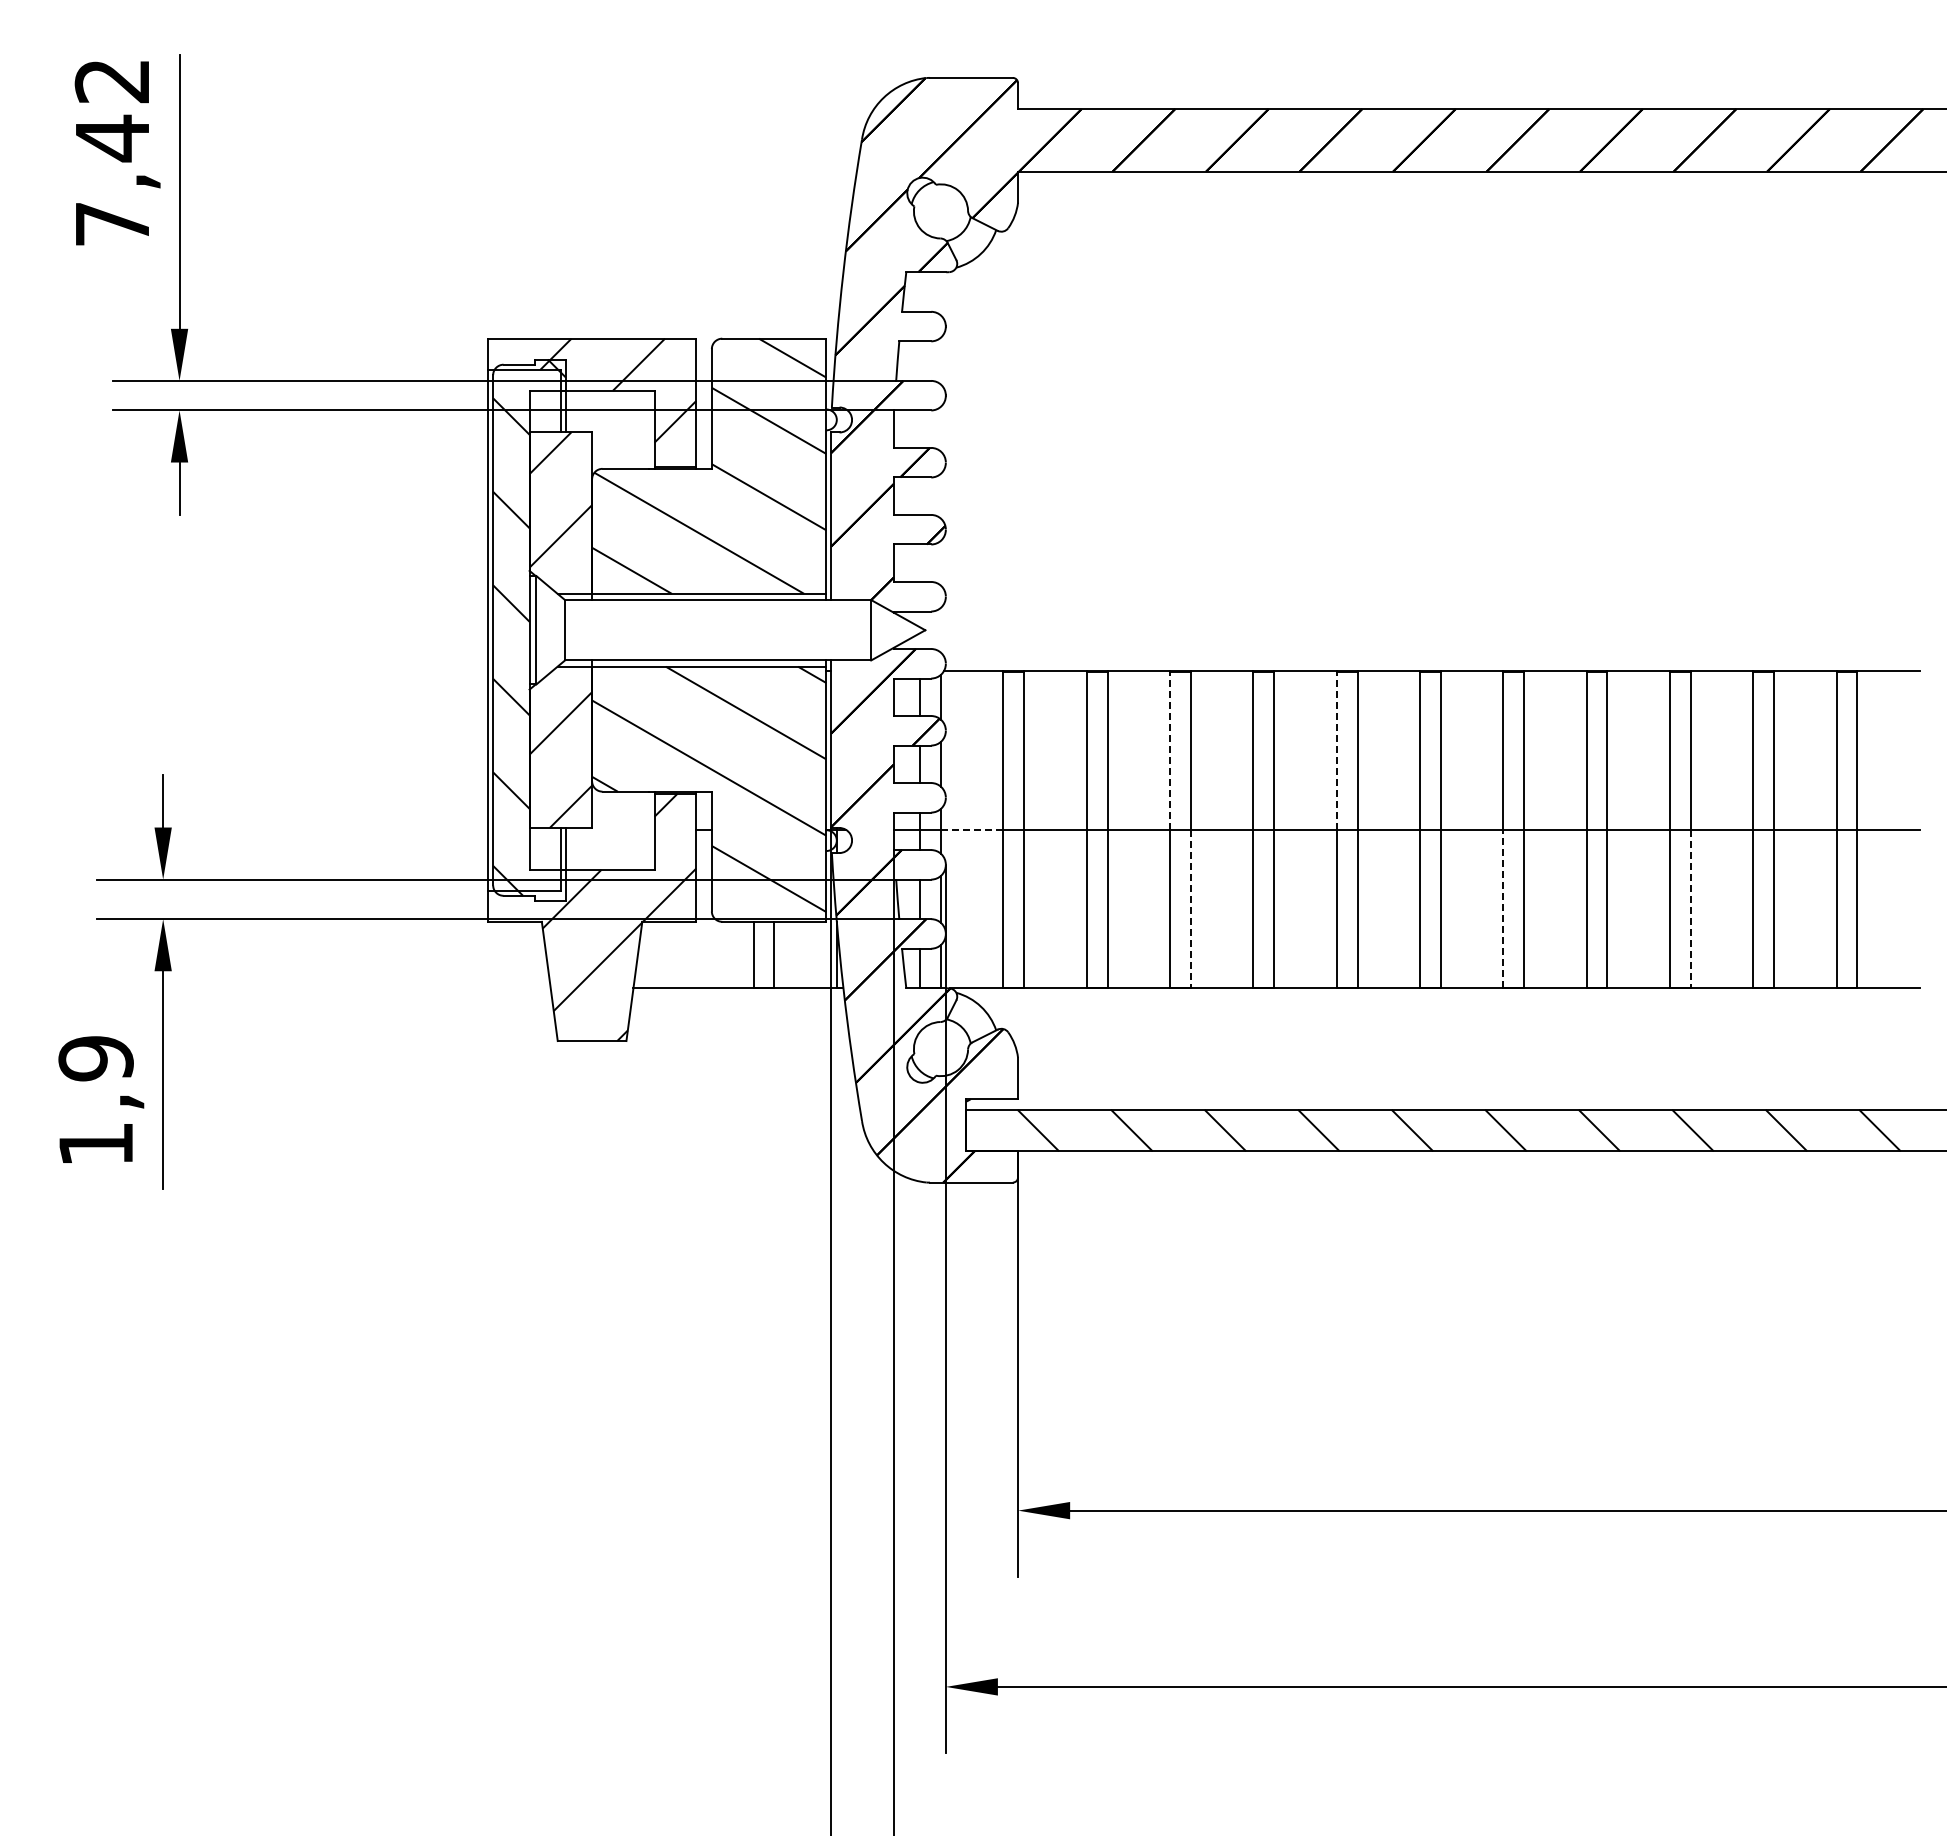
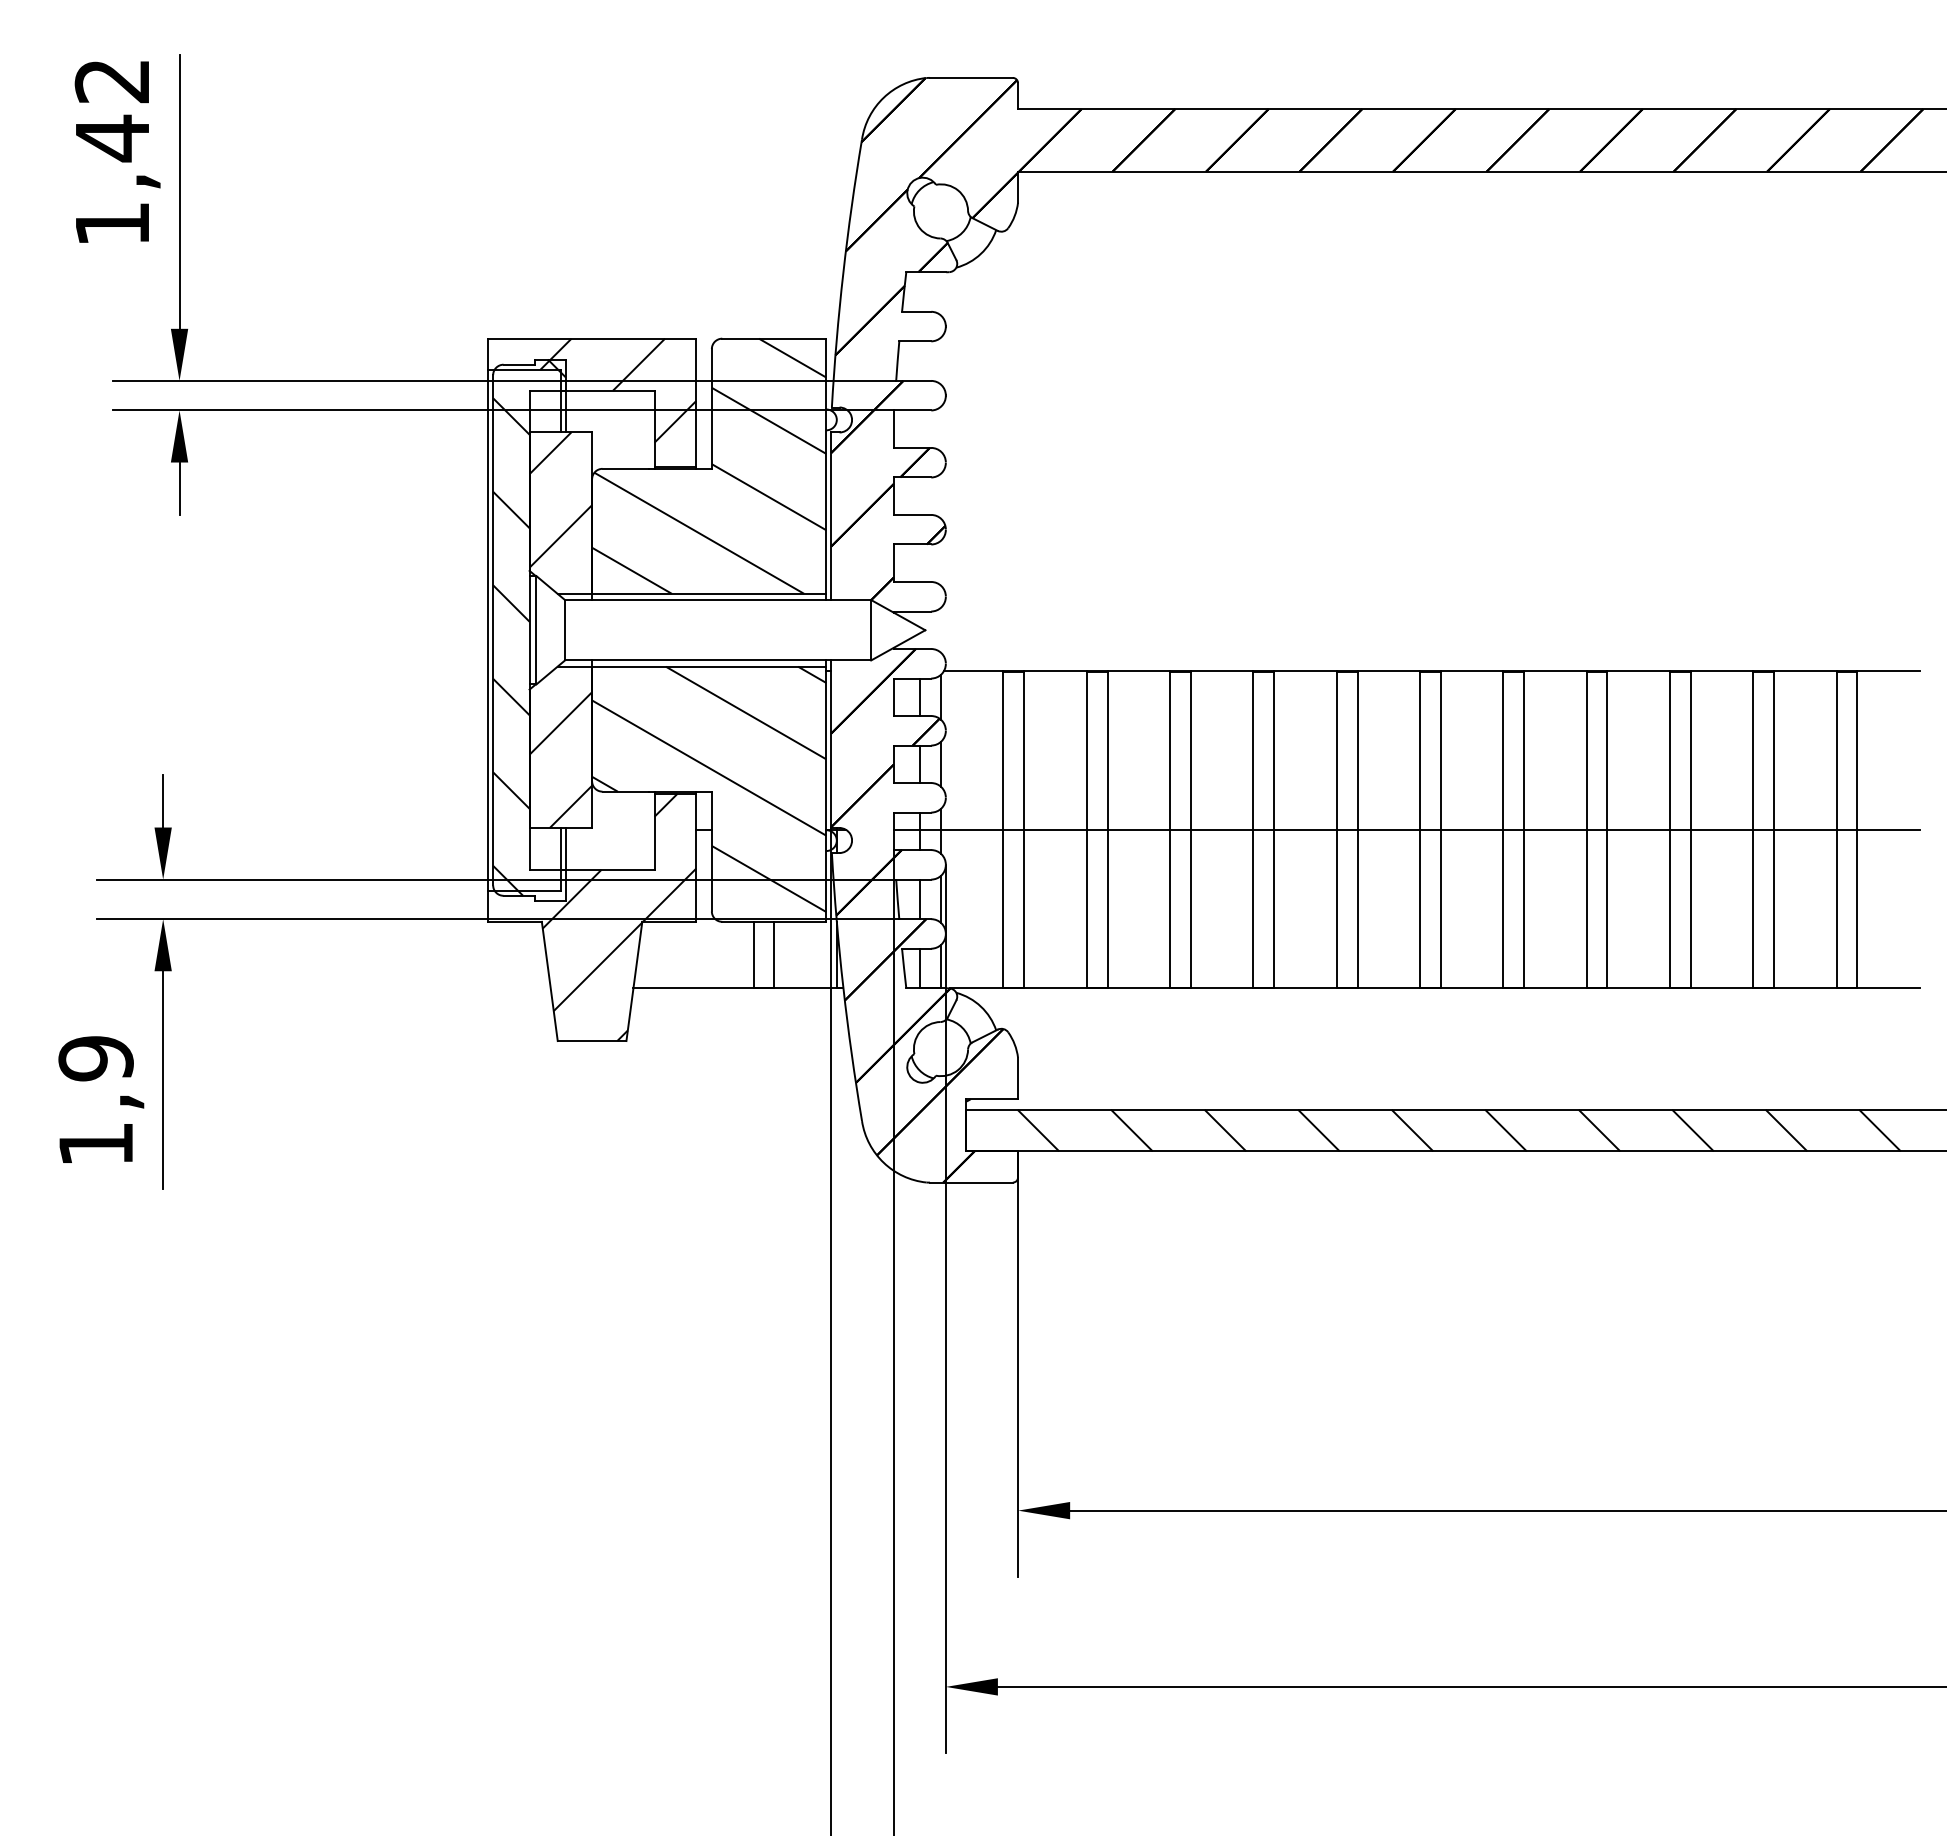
text: 7,42 -> 1,42 (112, 224)
line: dashed -> solid (1170, 750)
line: dashed -> solid (1336, 750)
line: dashed -> solid (972, 829)
line: dashed -> solid (1503, 908)
line: dashed -> solid (1190, 909)
line: dashed -> solid (1690, 909)
